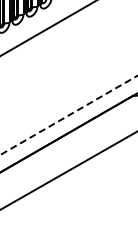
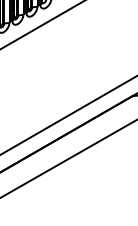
line position: (47, 28) -> (42, 25) (42, 25)
line: dashed -> solid (69, 115)
line position: (68, 170) -> (68, 158) (68, 158)
